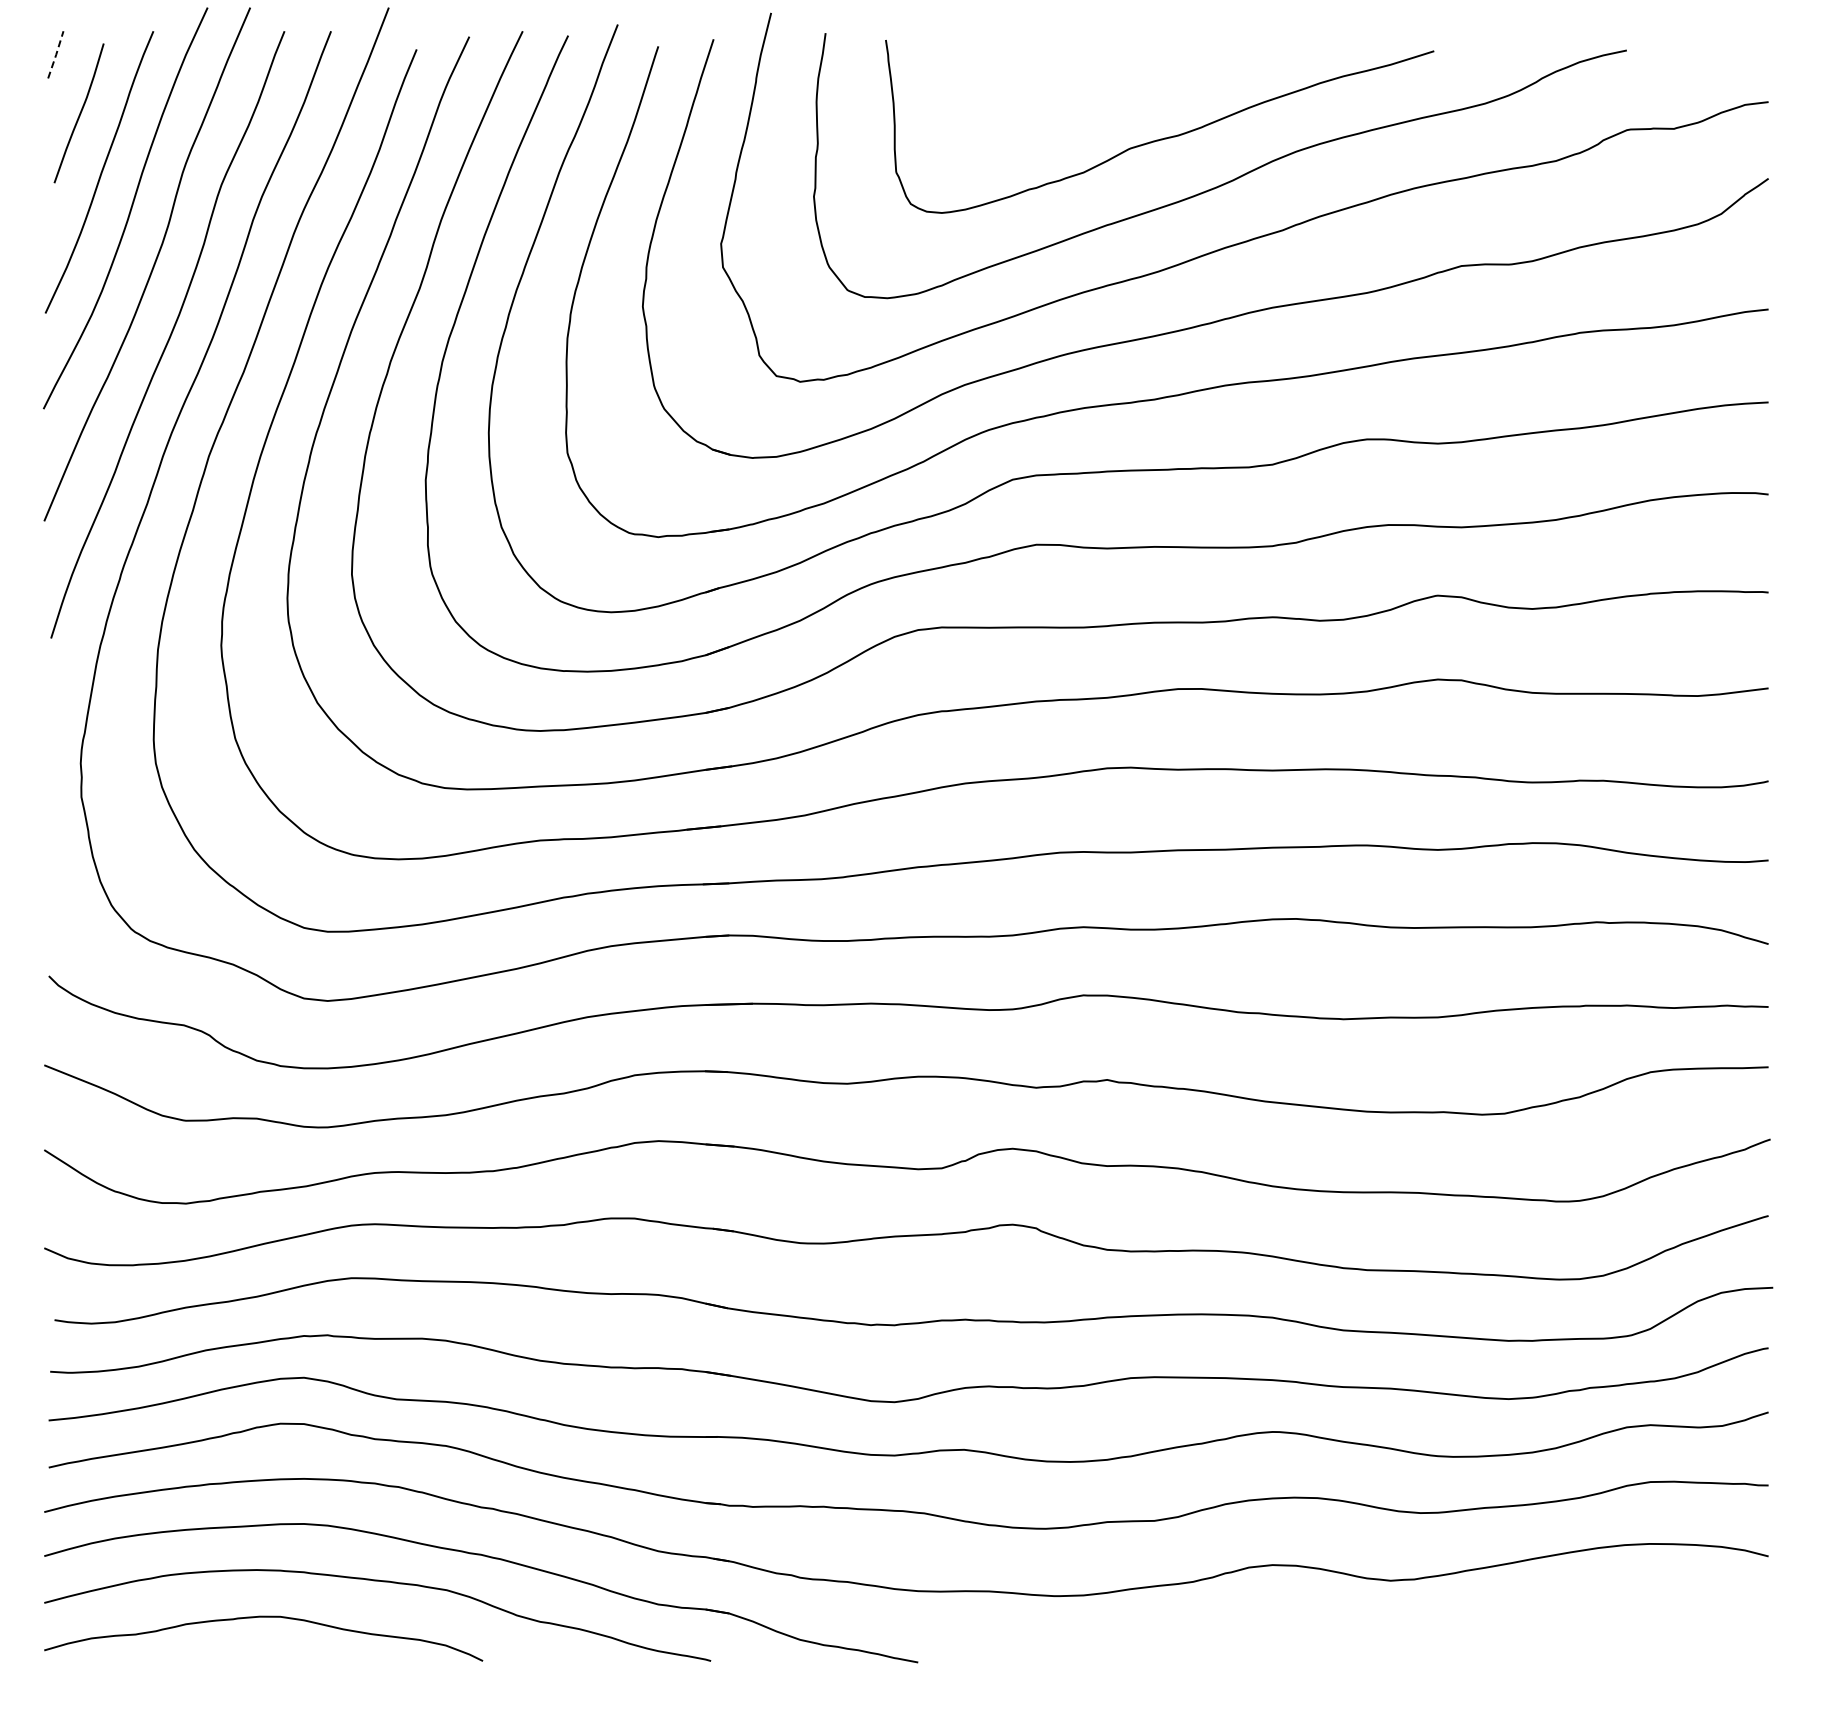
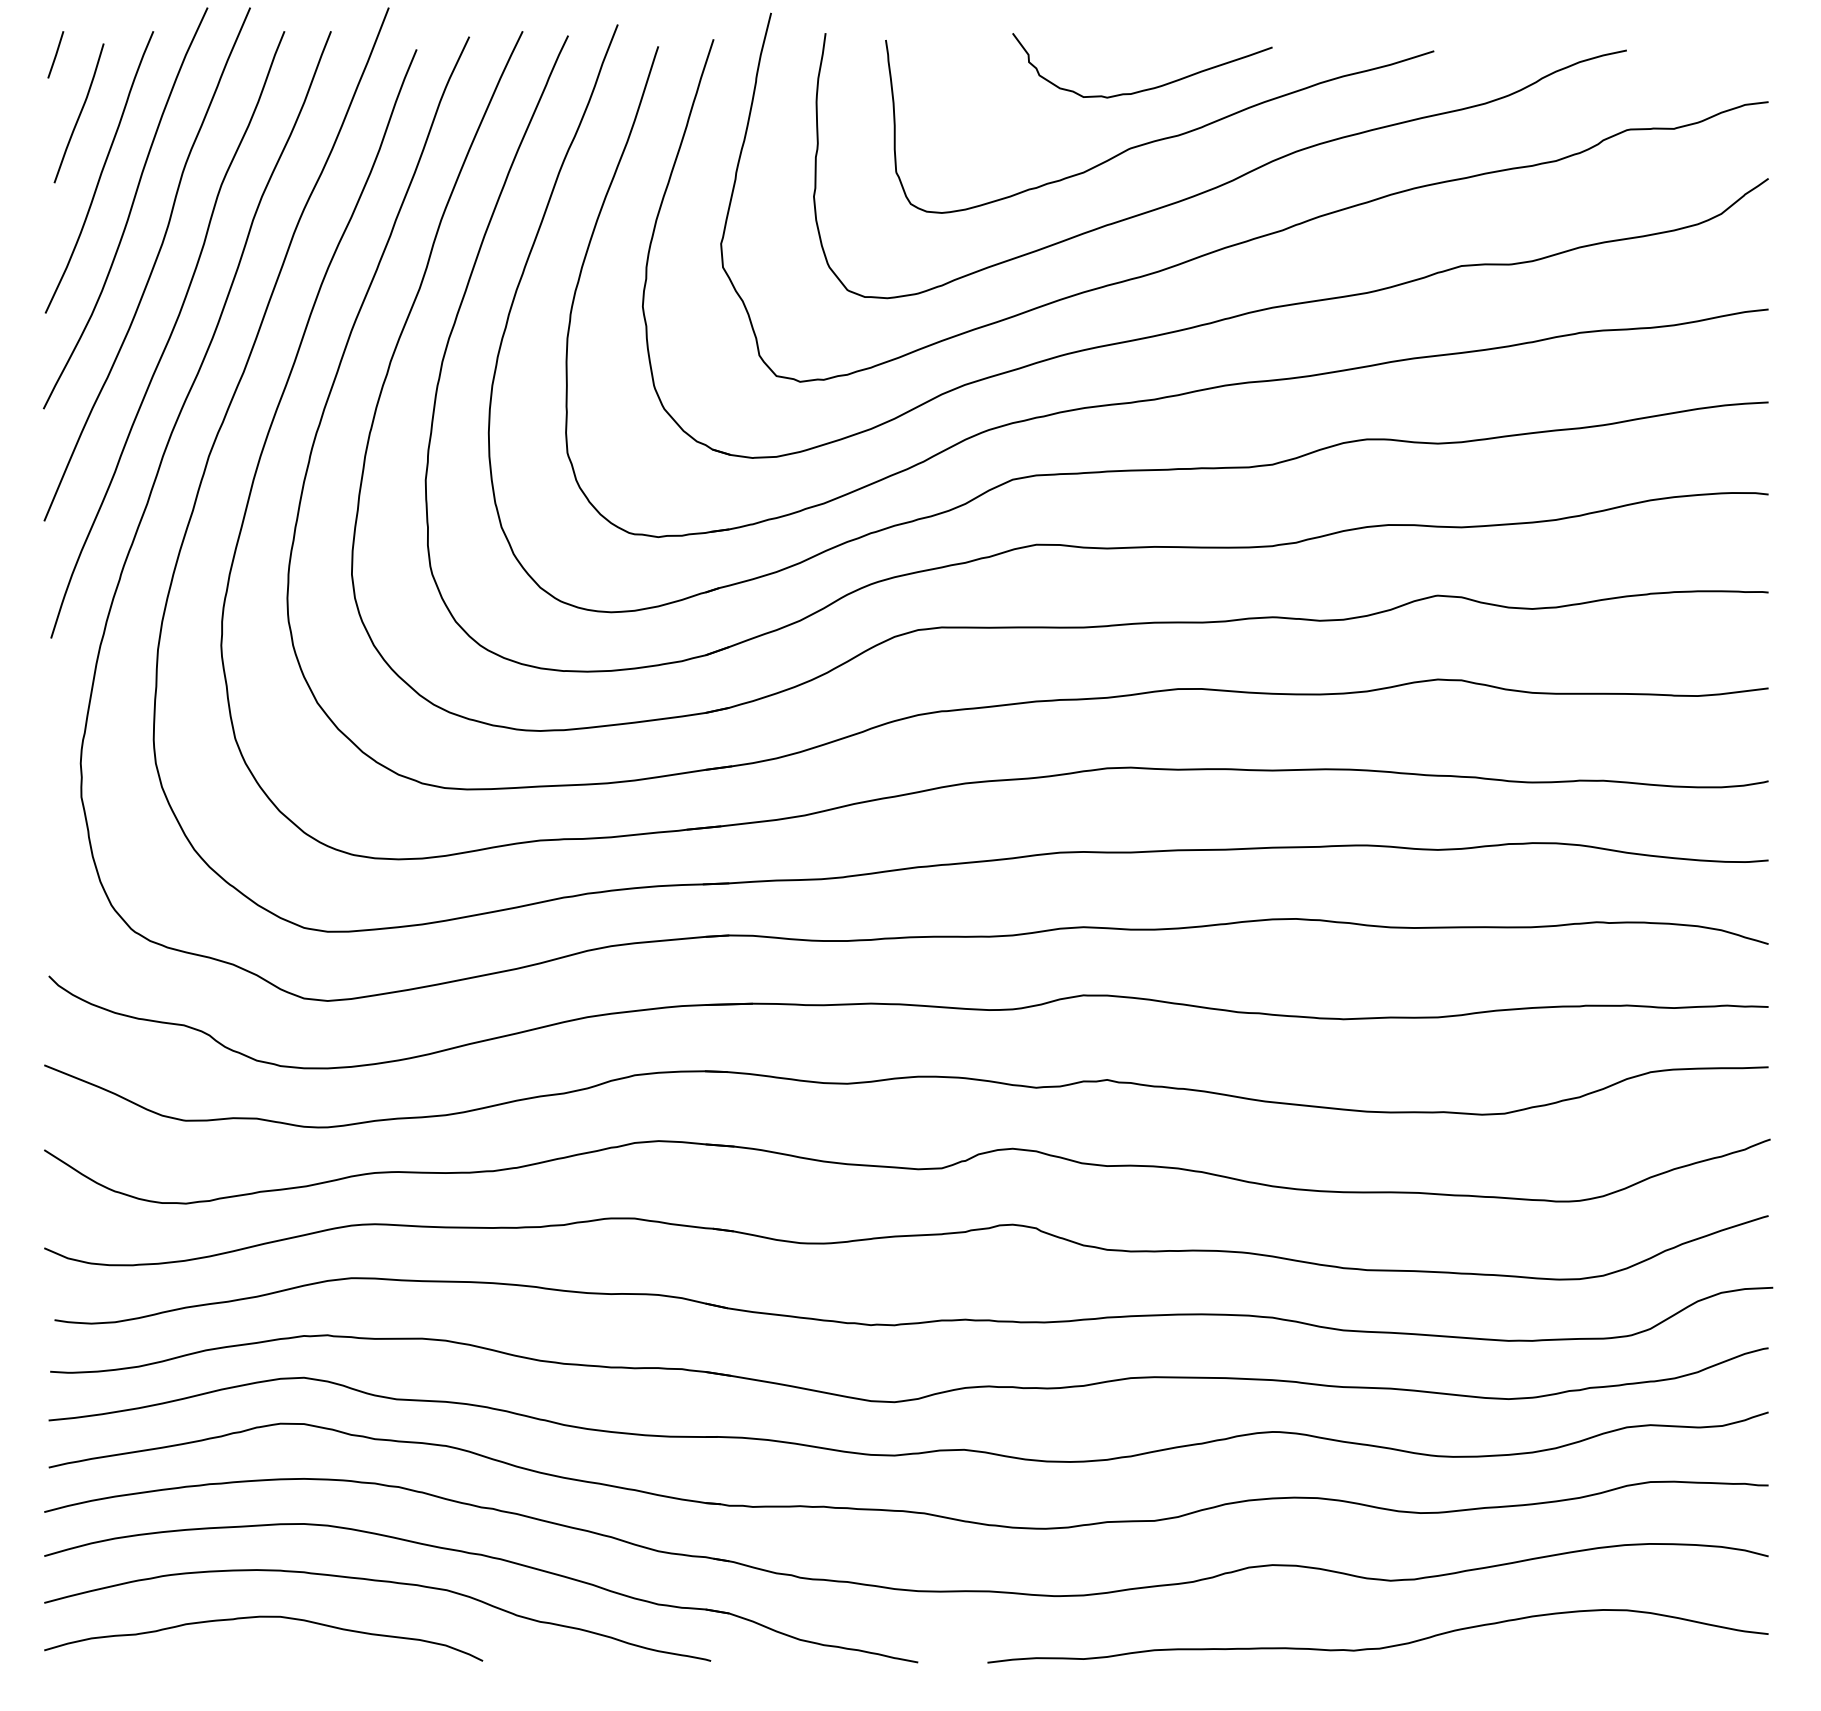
line: dashed -> solid (56, 54)
curve: none -> present (1147, 88)
curve: none -> present (1377, 1647)
